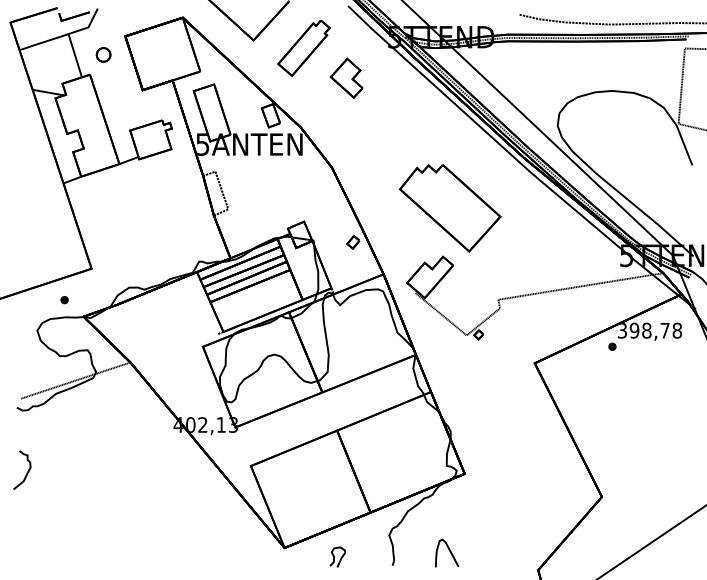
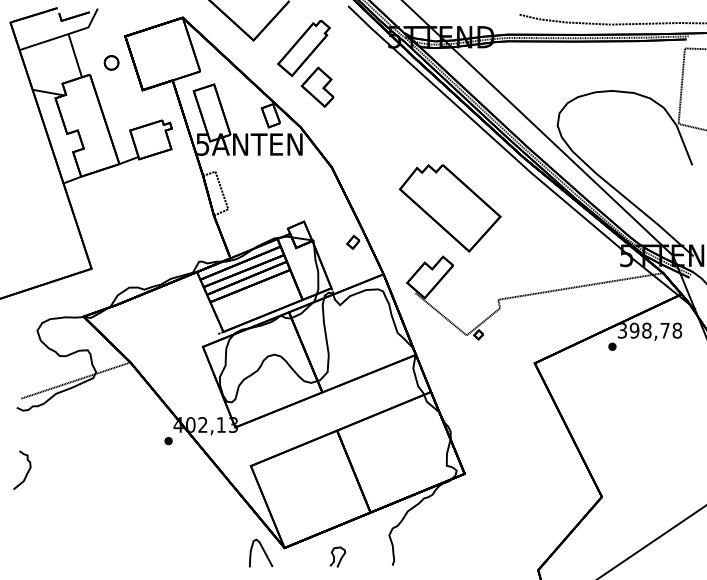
part position: (103, 54) -> (111, 62) (111, 62)
part position: (346, 77) -> (317, 86) (317, 86)
part position: (64, 300) -> (168, 441) (168, 441)
curve position: (448, 550) -> (262, 550) (262, 550)
